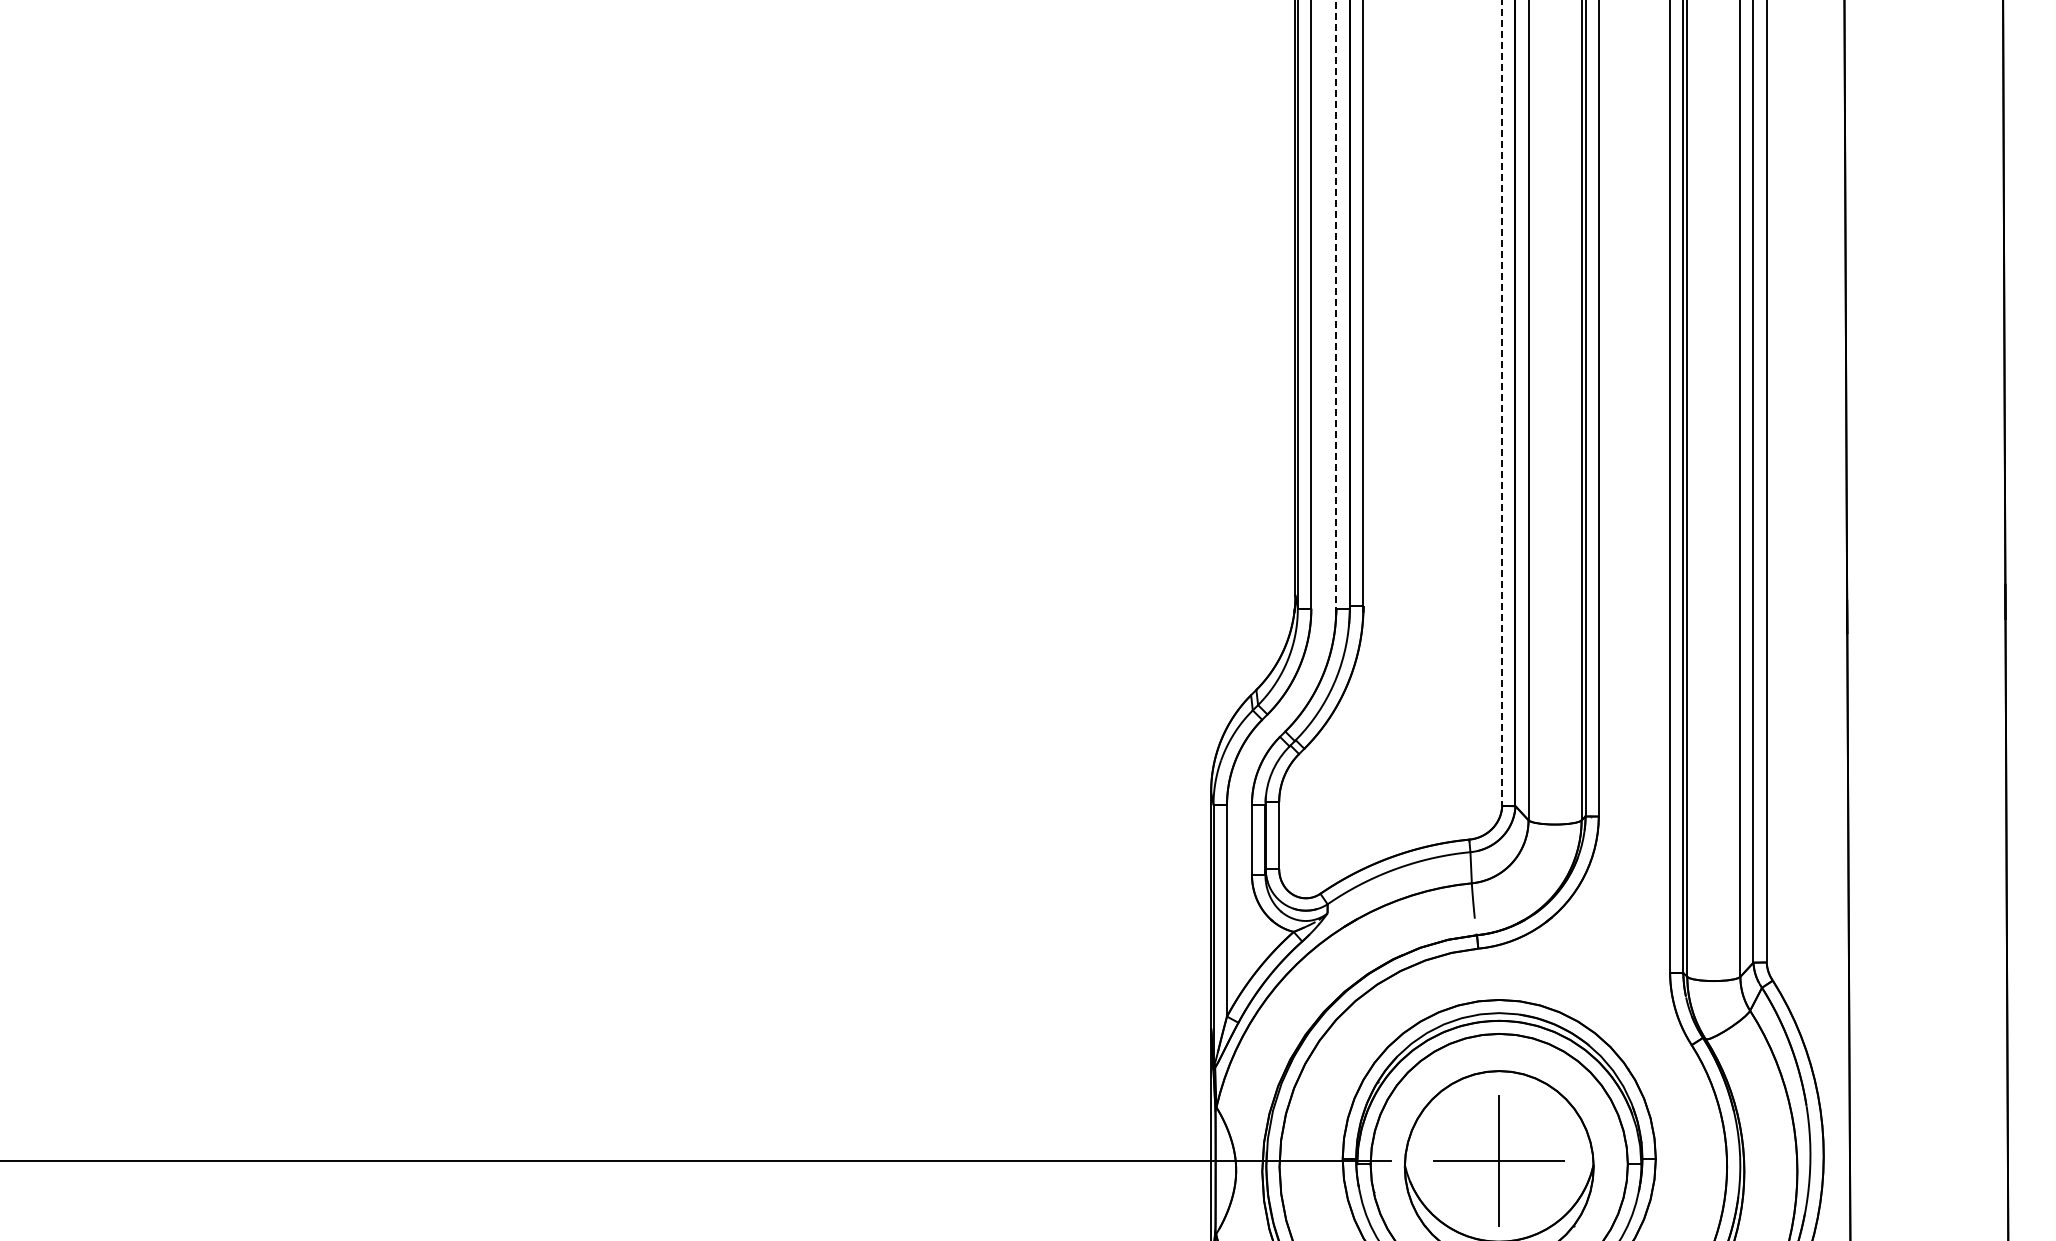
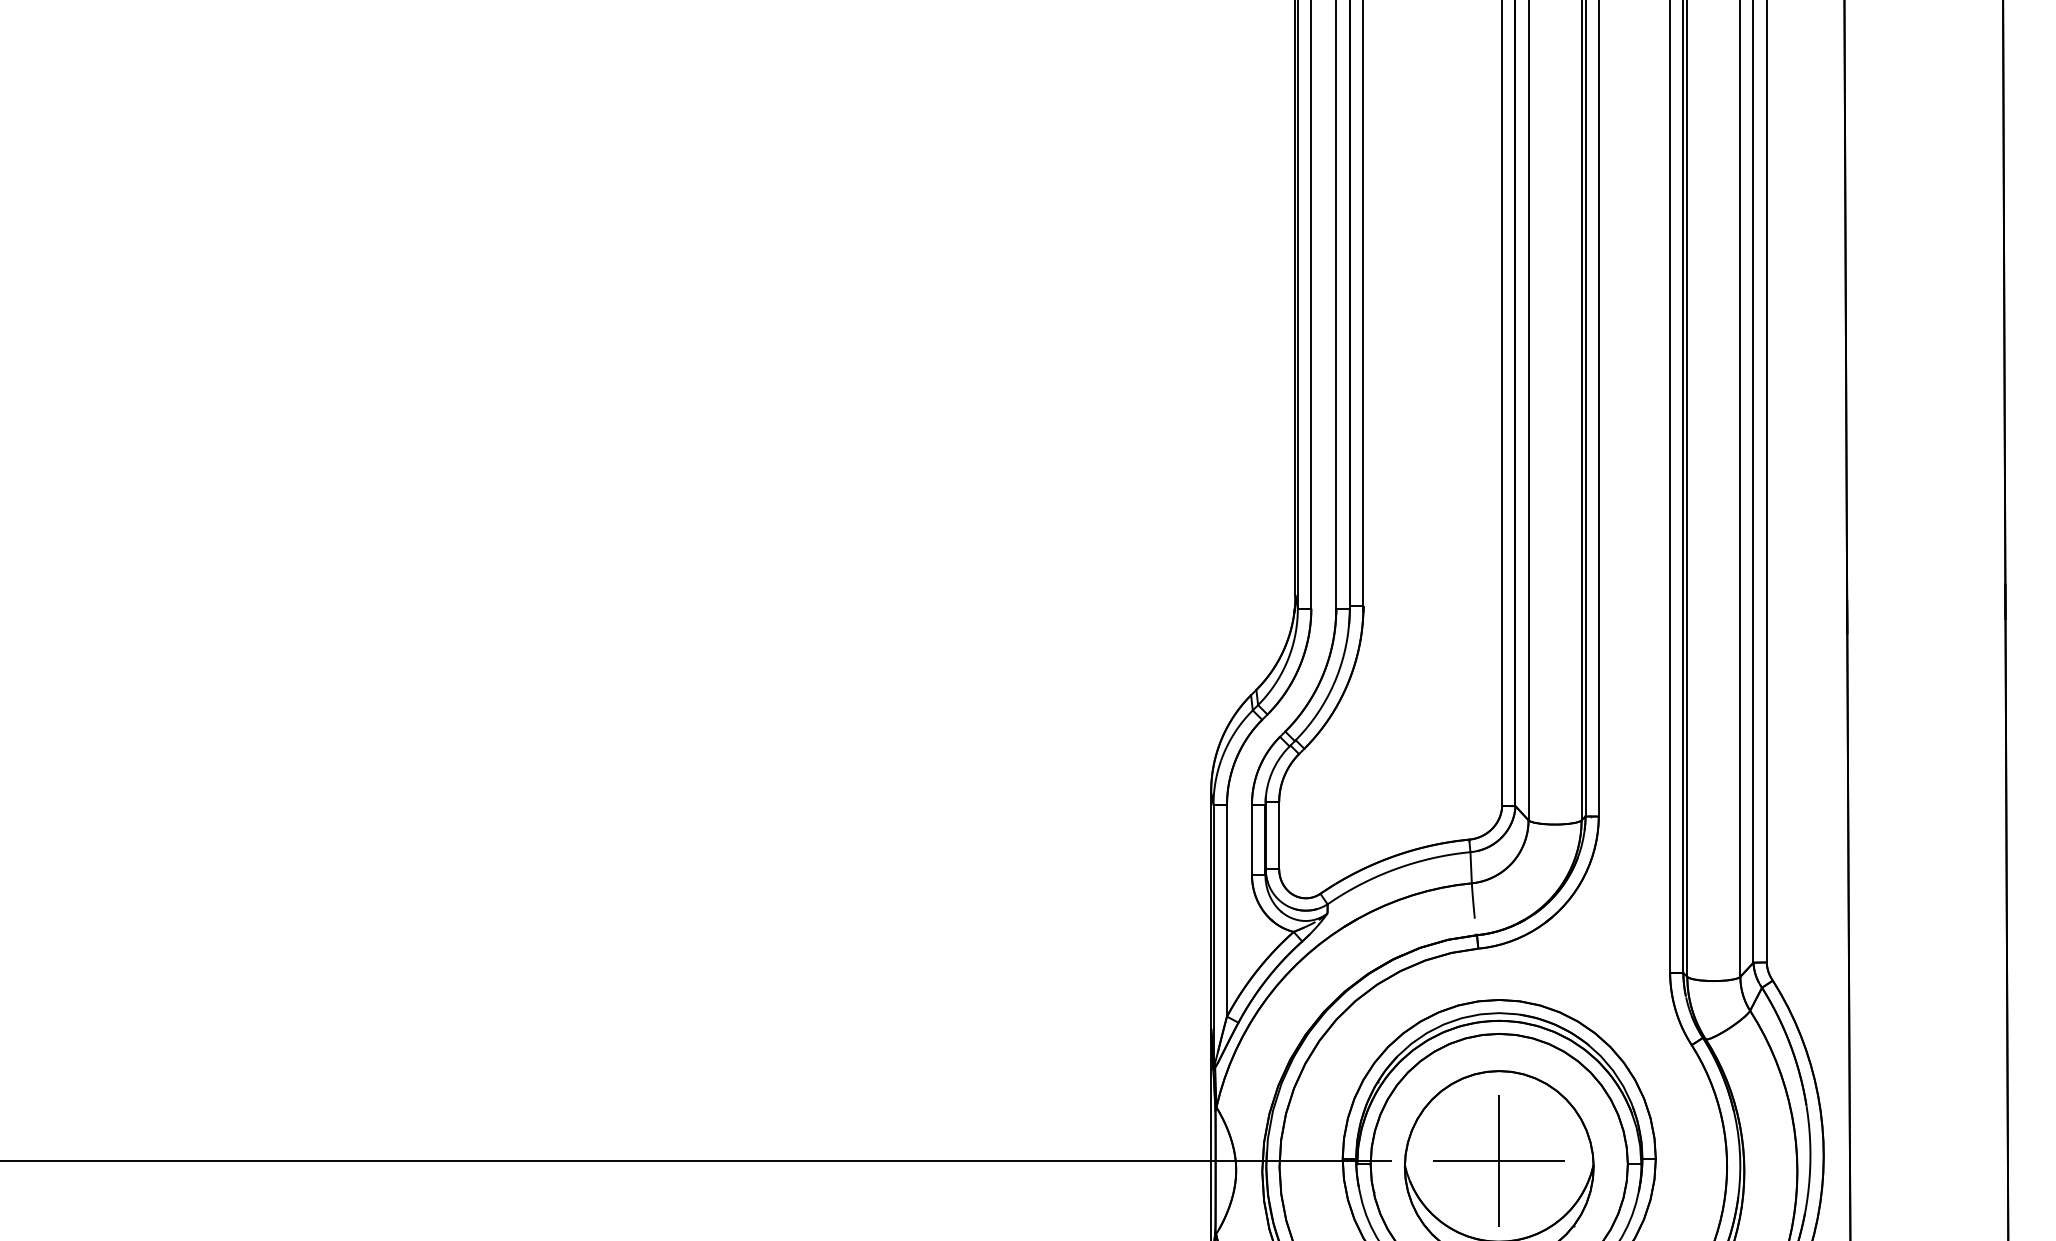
line: dashed -> solid (1336, 304)
line: dashed -> solid (1502, 402)
